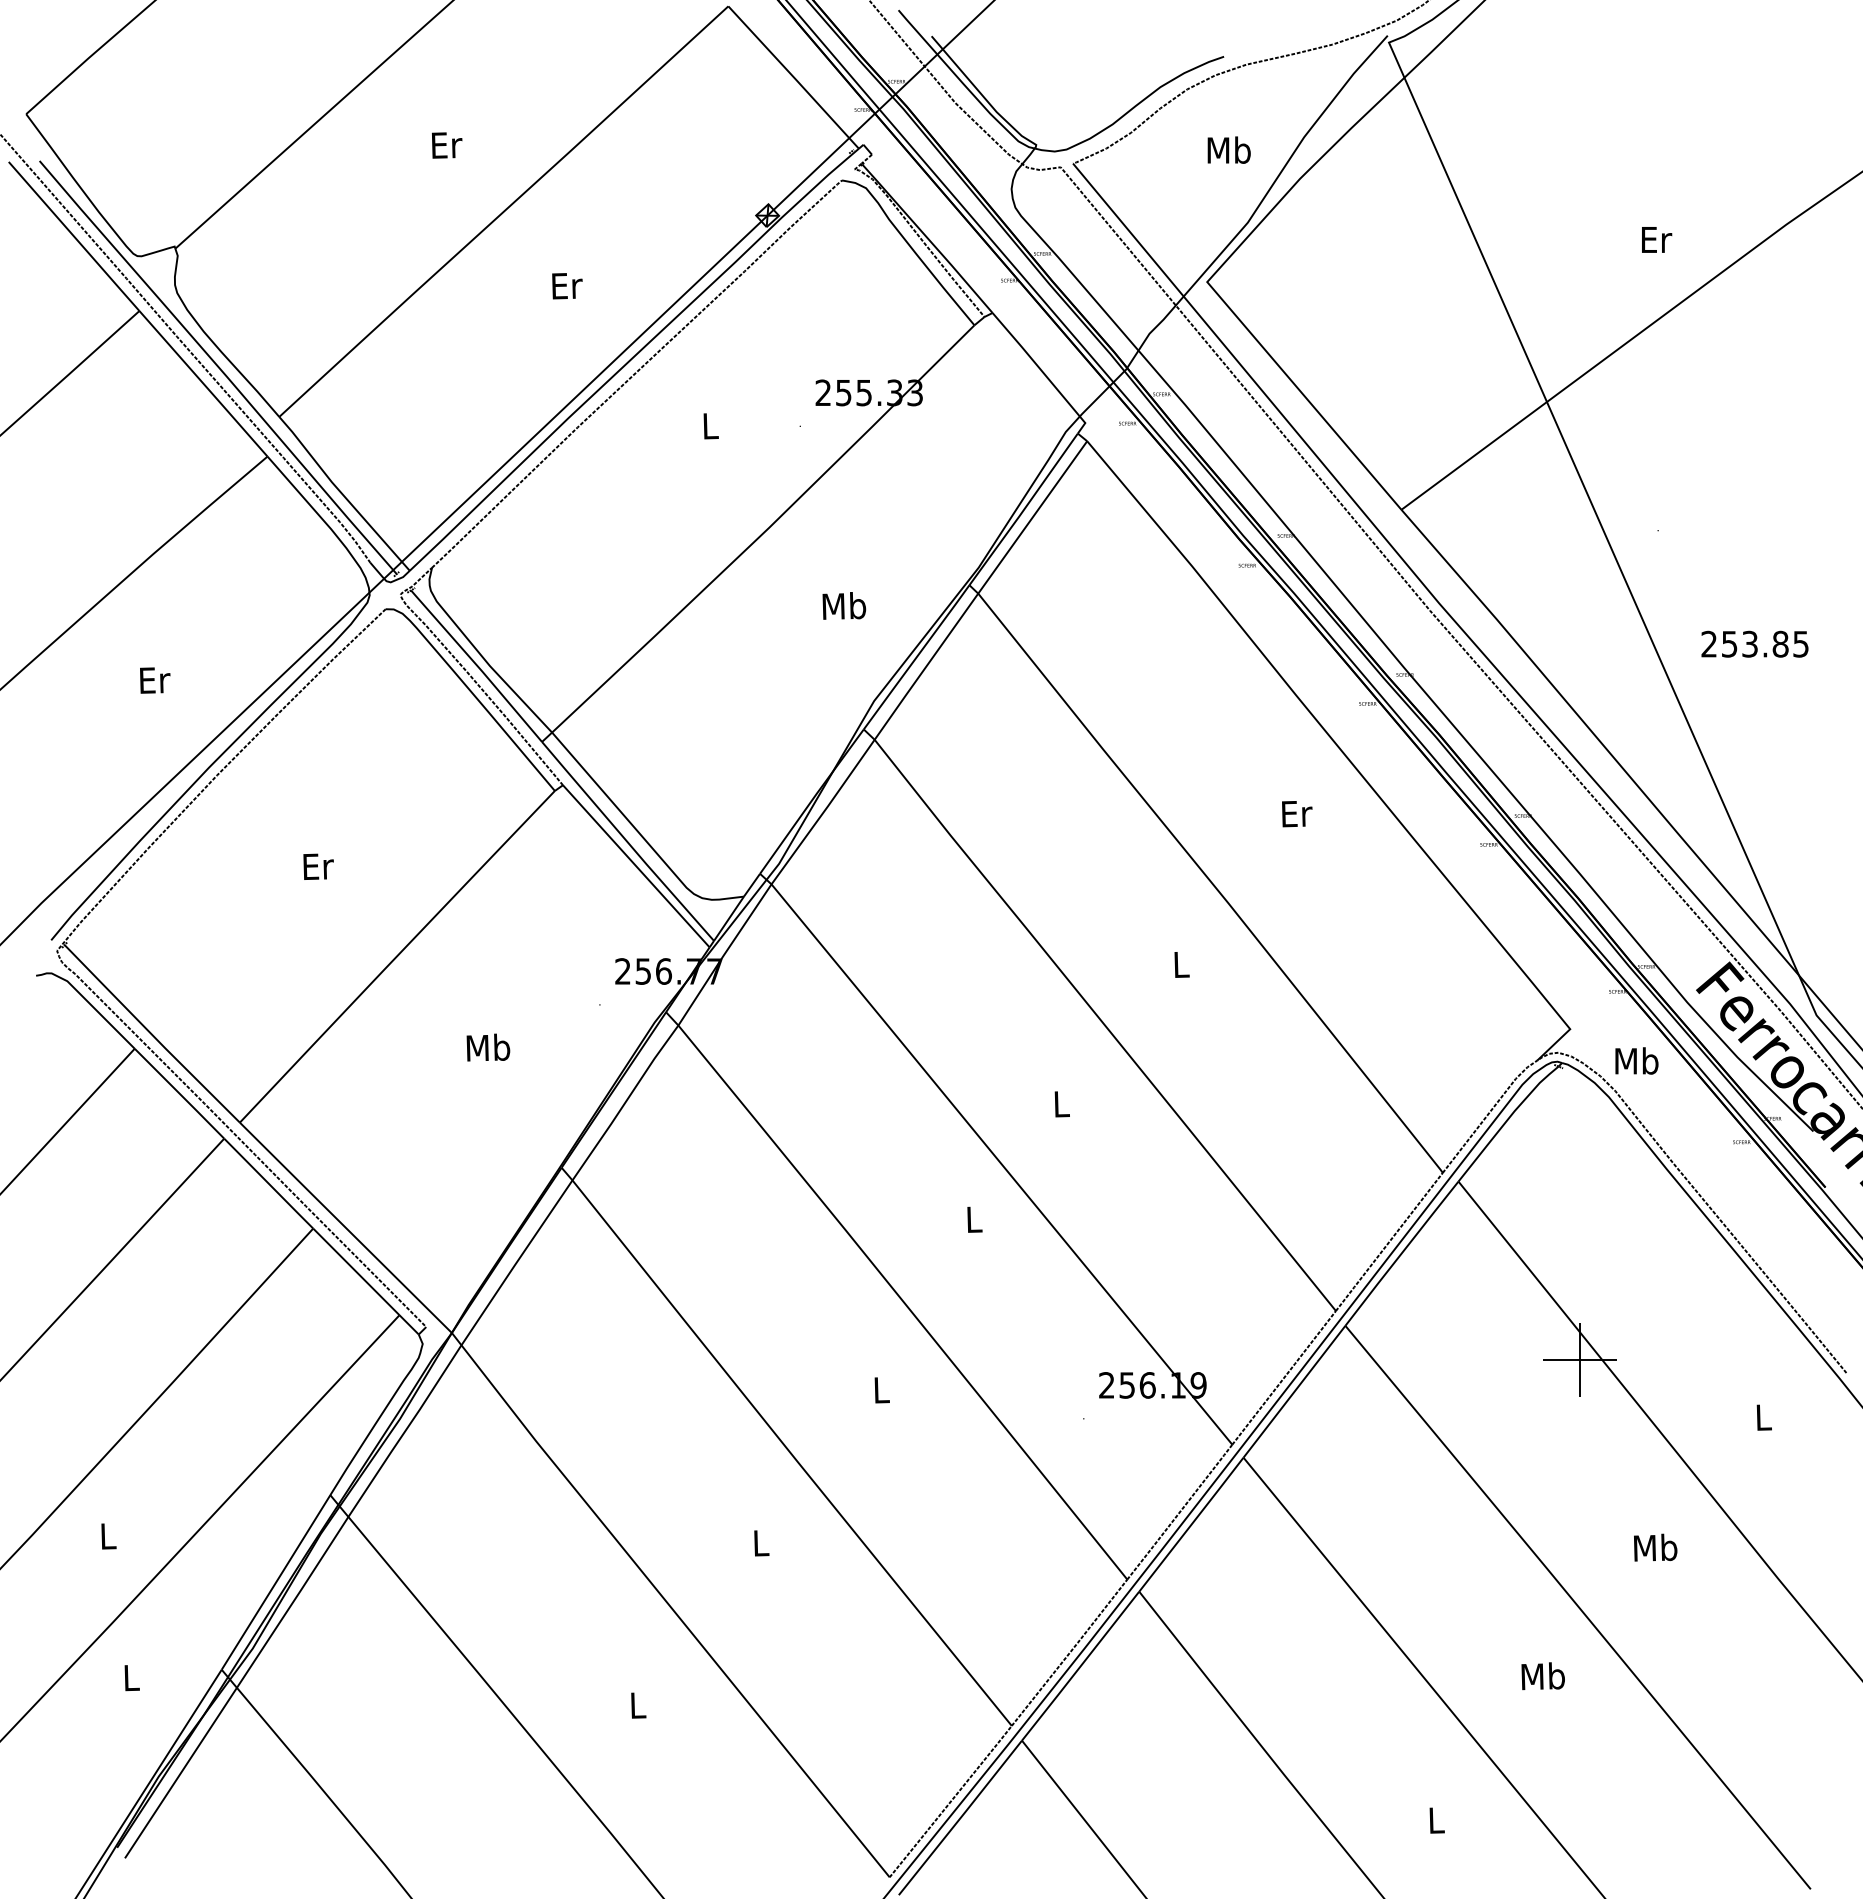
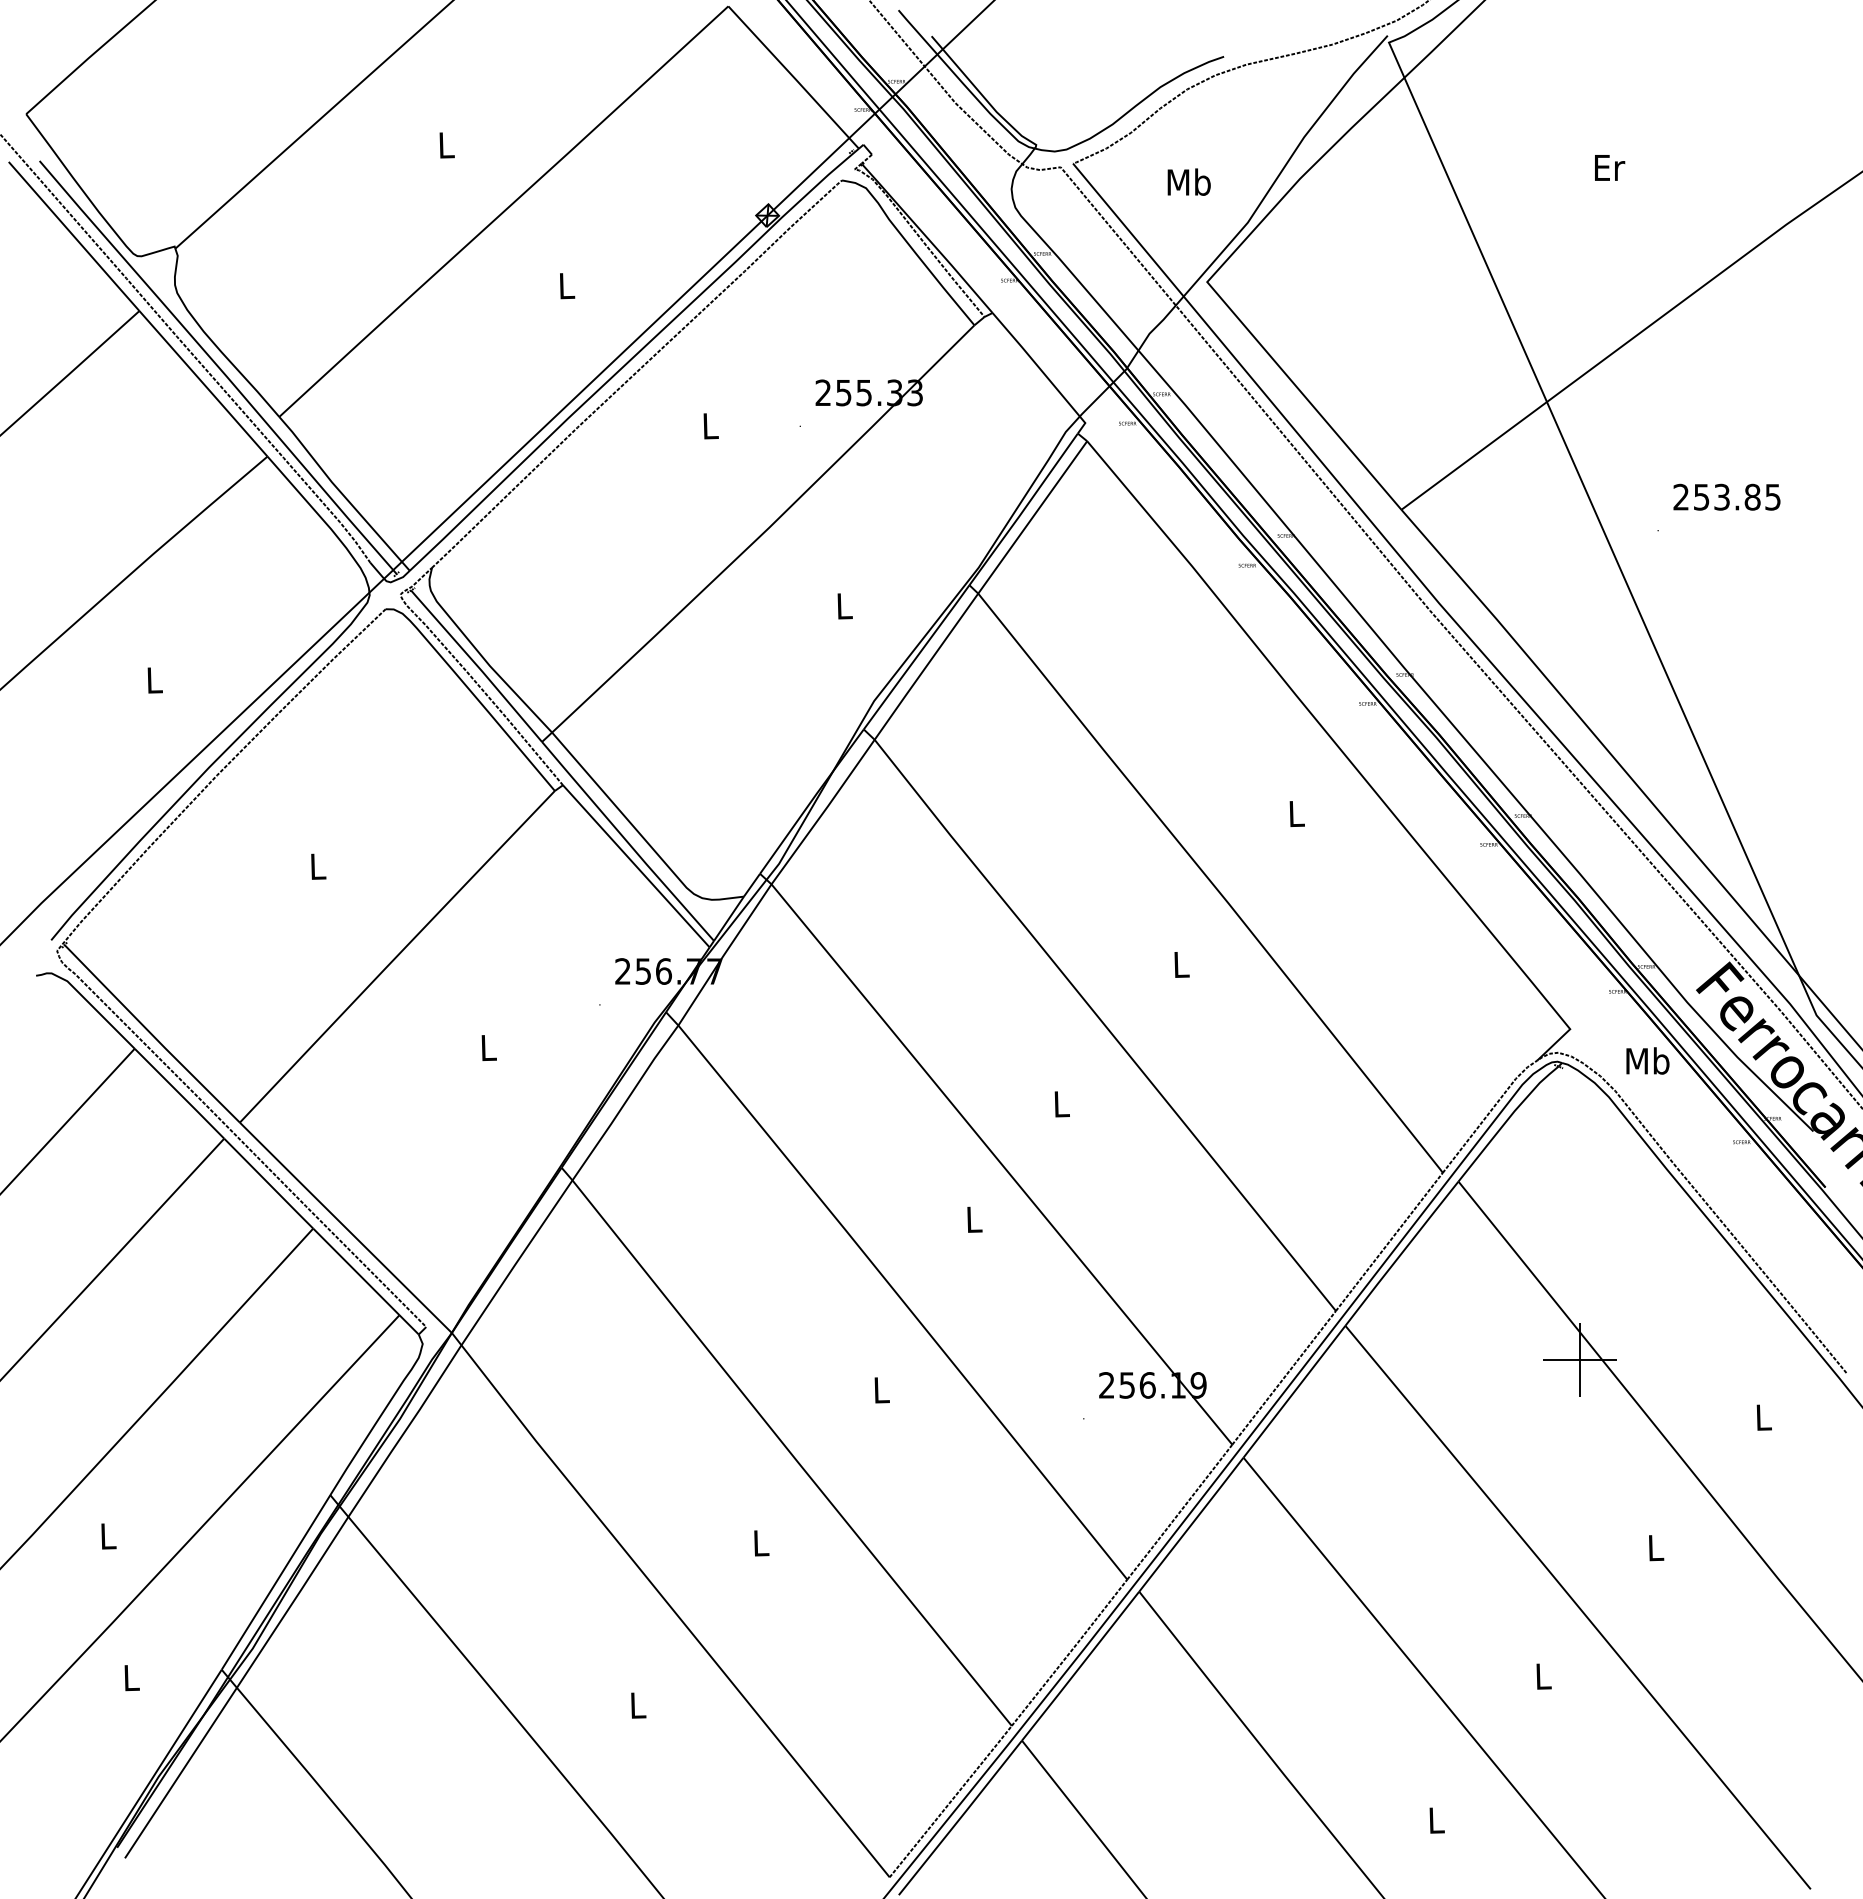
text: Er -> L (446, 145)
text position: (1228, 149) -> (1188, 181) (1188, 181)
text position: (1657, 239) -> (1610, 167) (1610, 167)
text: Er -> L (567, 286)
text: Mb -> L (844, 605)
text position: (1754, 643) -> (1726, 496) (1726, 496)
text: Er -> L (155, 680)
text: Er -> L (1297, 814)
text: Er -> L (318, 866)
text: Mb -> L (488, 1047)
text position: (1636, 1060) -> (1647, 1060) (1647, 1060)
text: Mb -> L (1655, 1547)
text: Mb -> L (1542, 1676)
